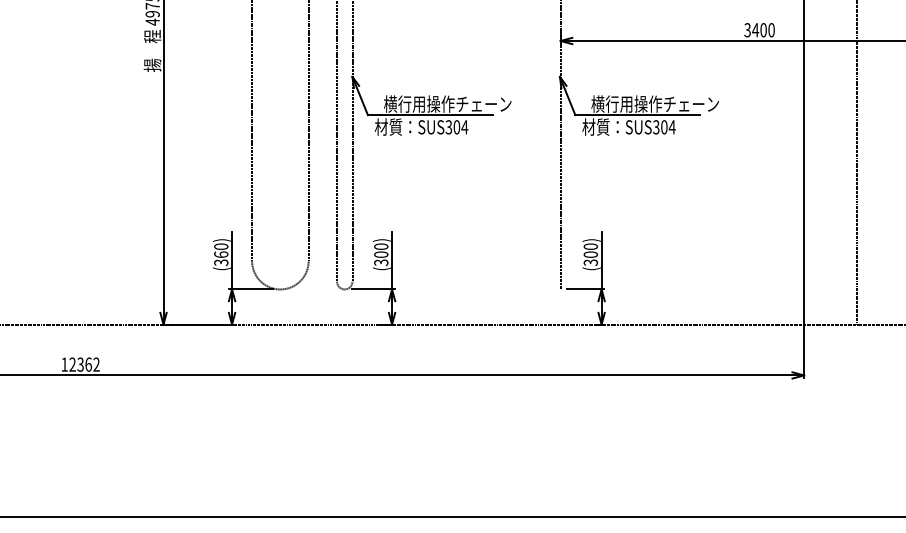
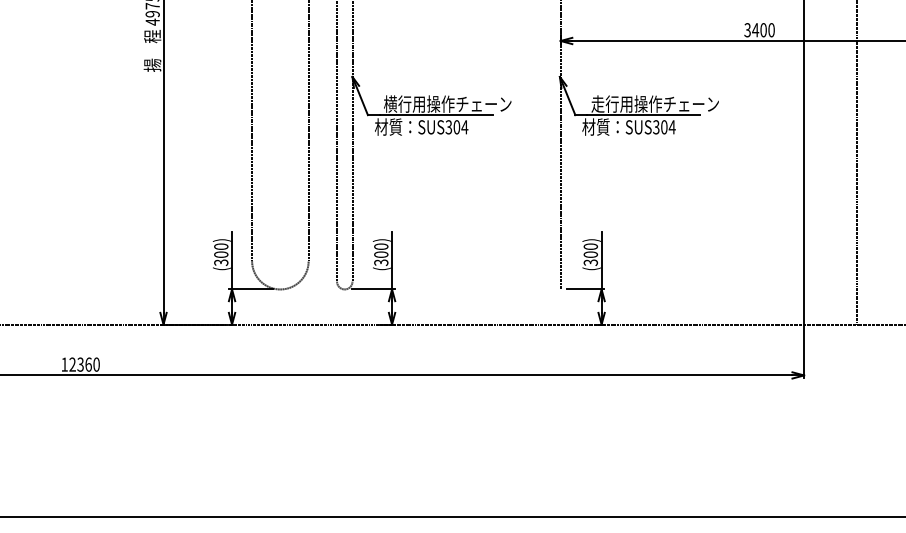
text: 横行用操作チェーン -> 走行用操作チェーン (597, 103)
text: (360) -> (300) (221, 254)
text: 12362 -> 12360 (96, 364)
